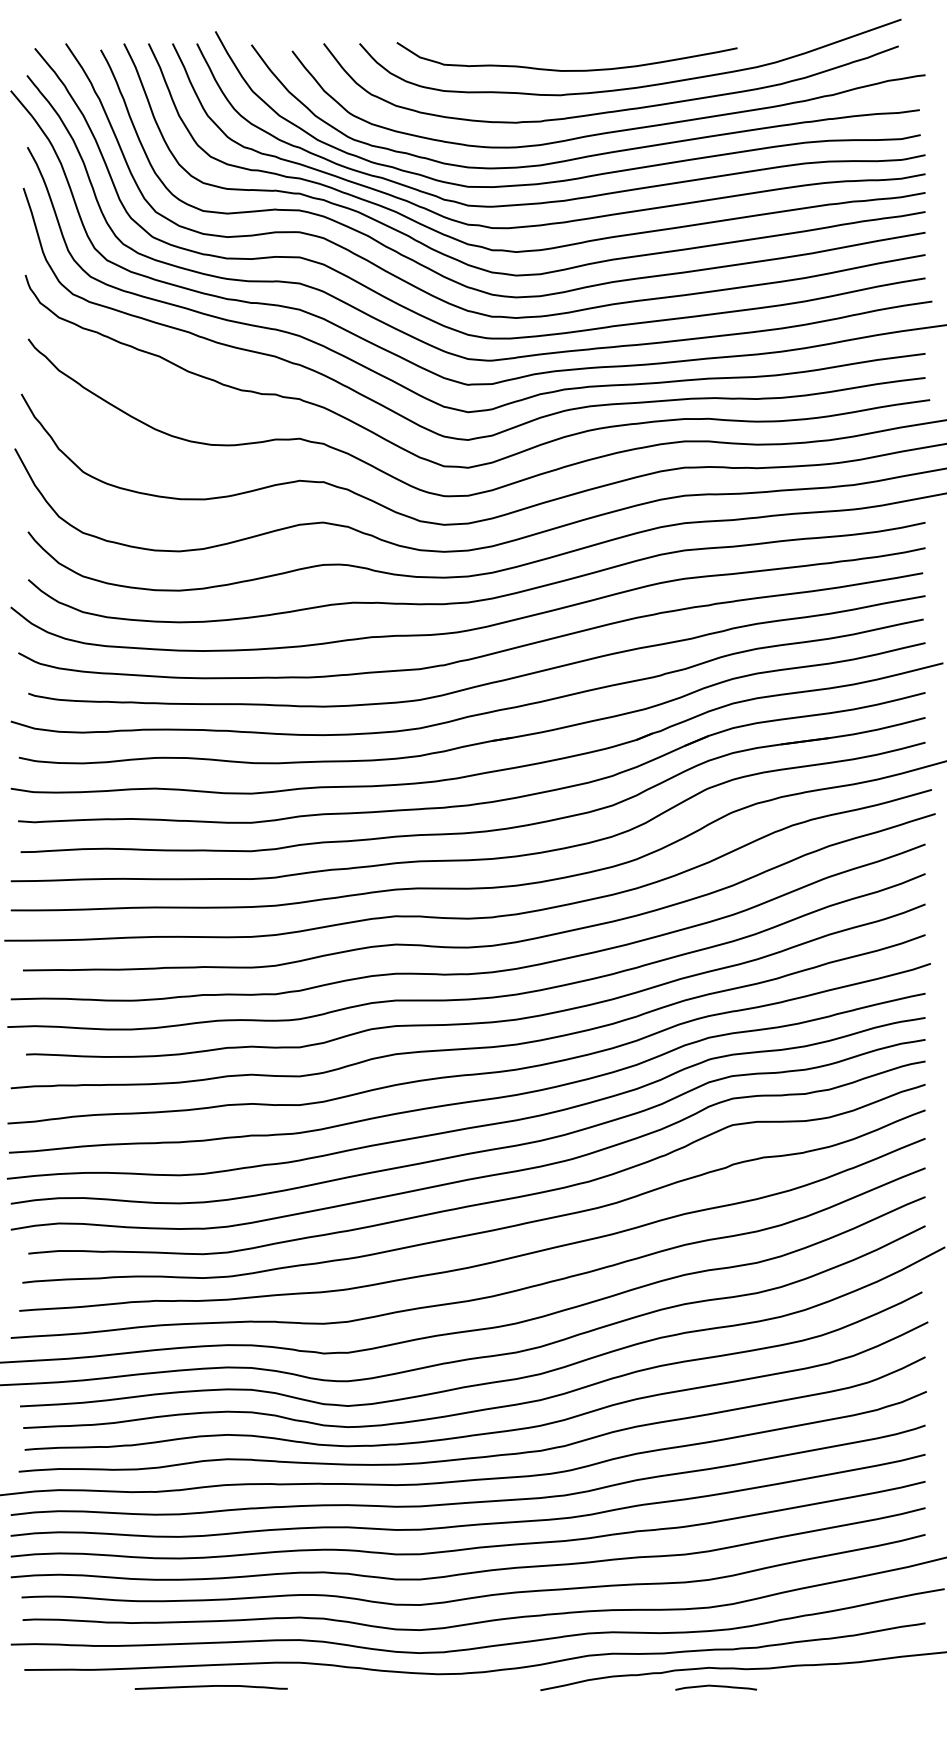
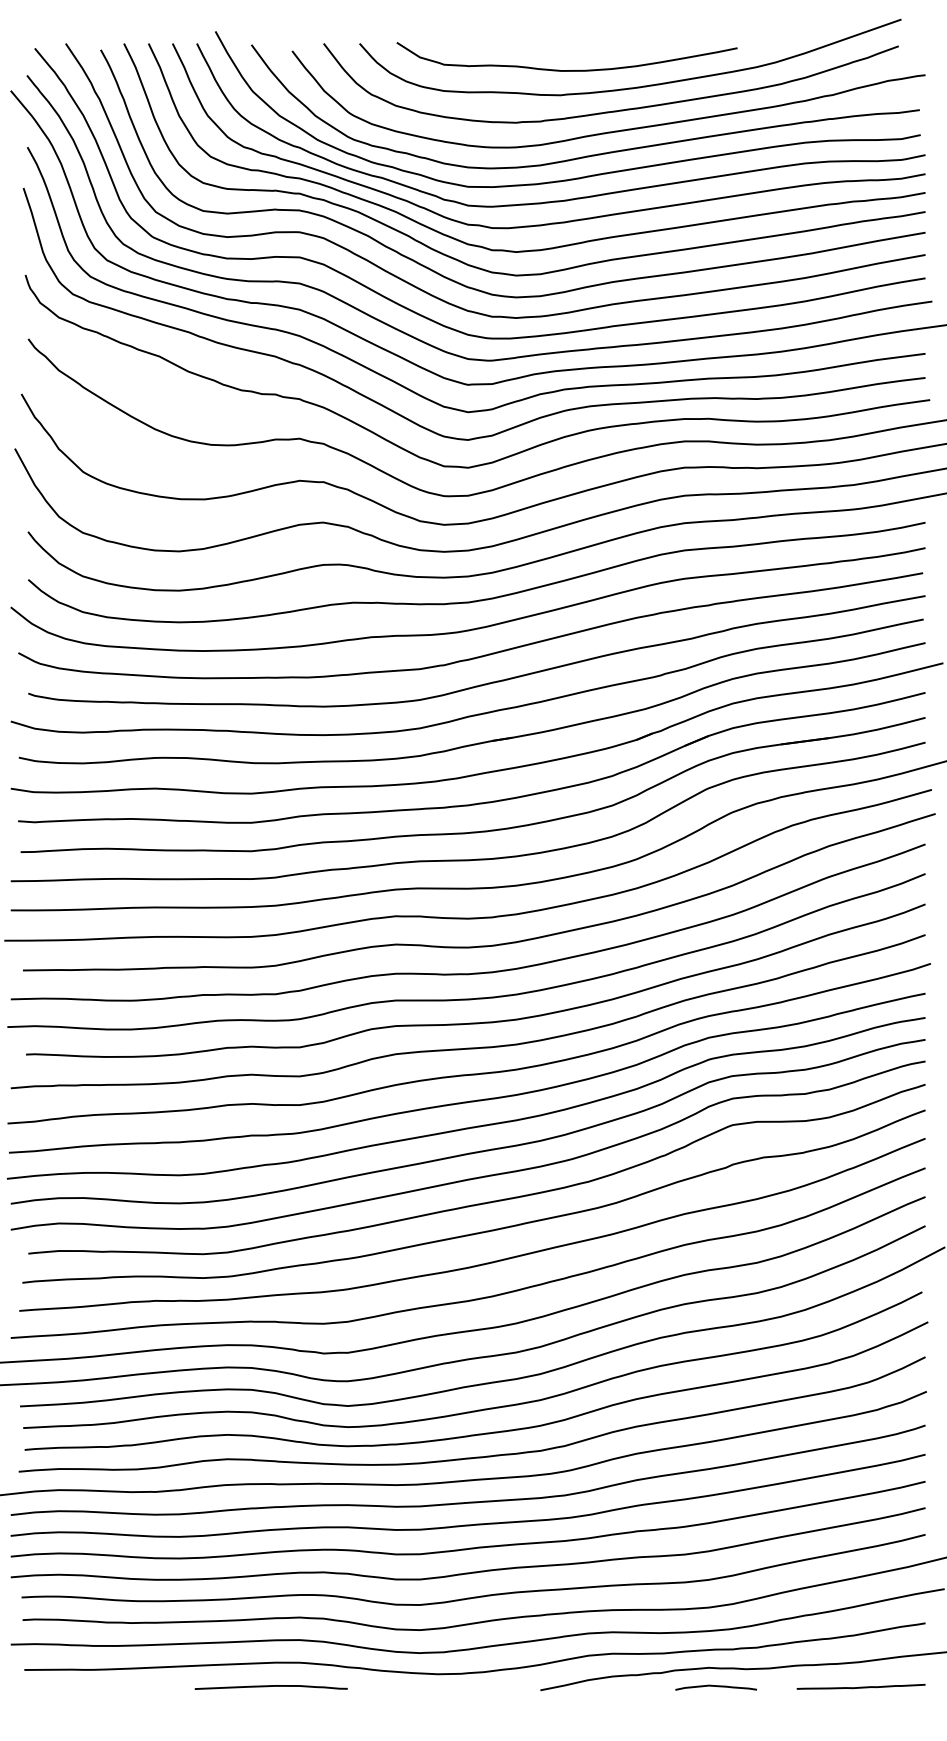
curve position: (210, 1686) -> (270, 1686) (270, 1686)
curve: none -> present (860, 1686)
